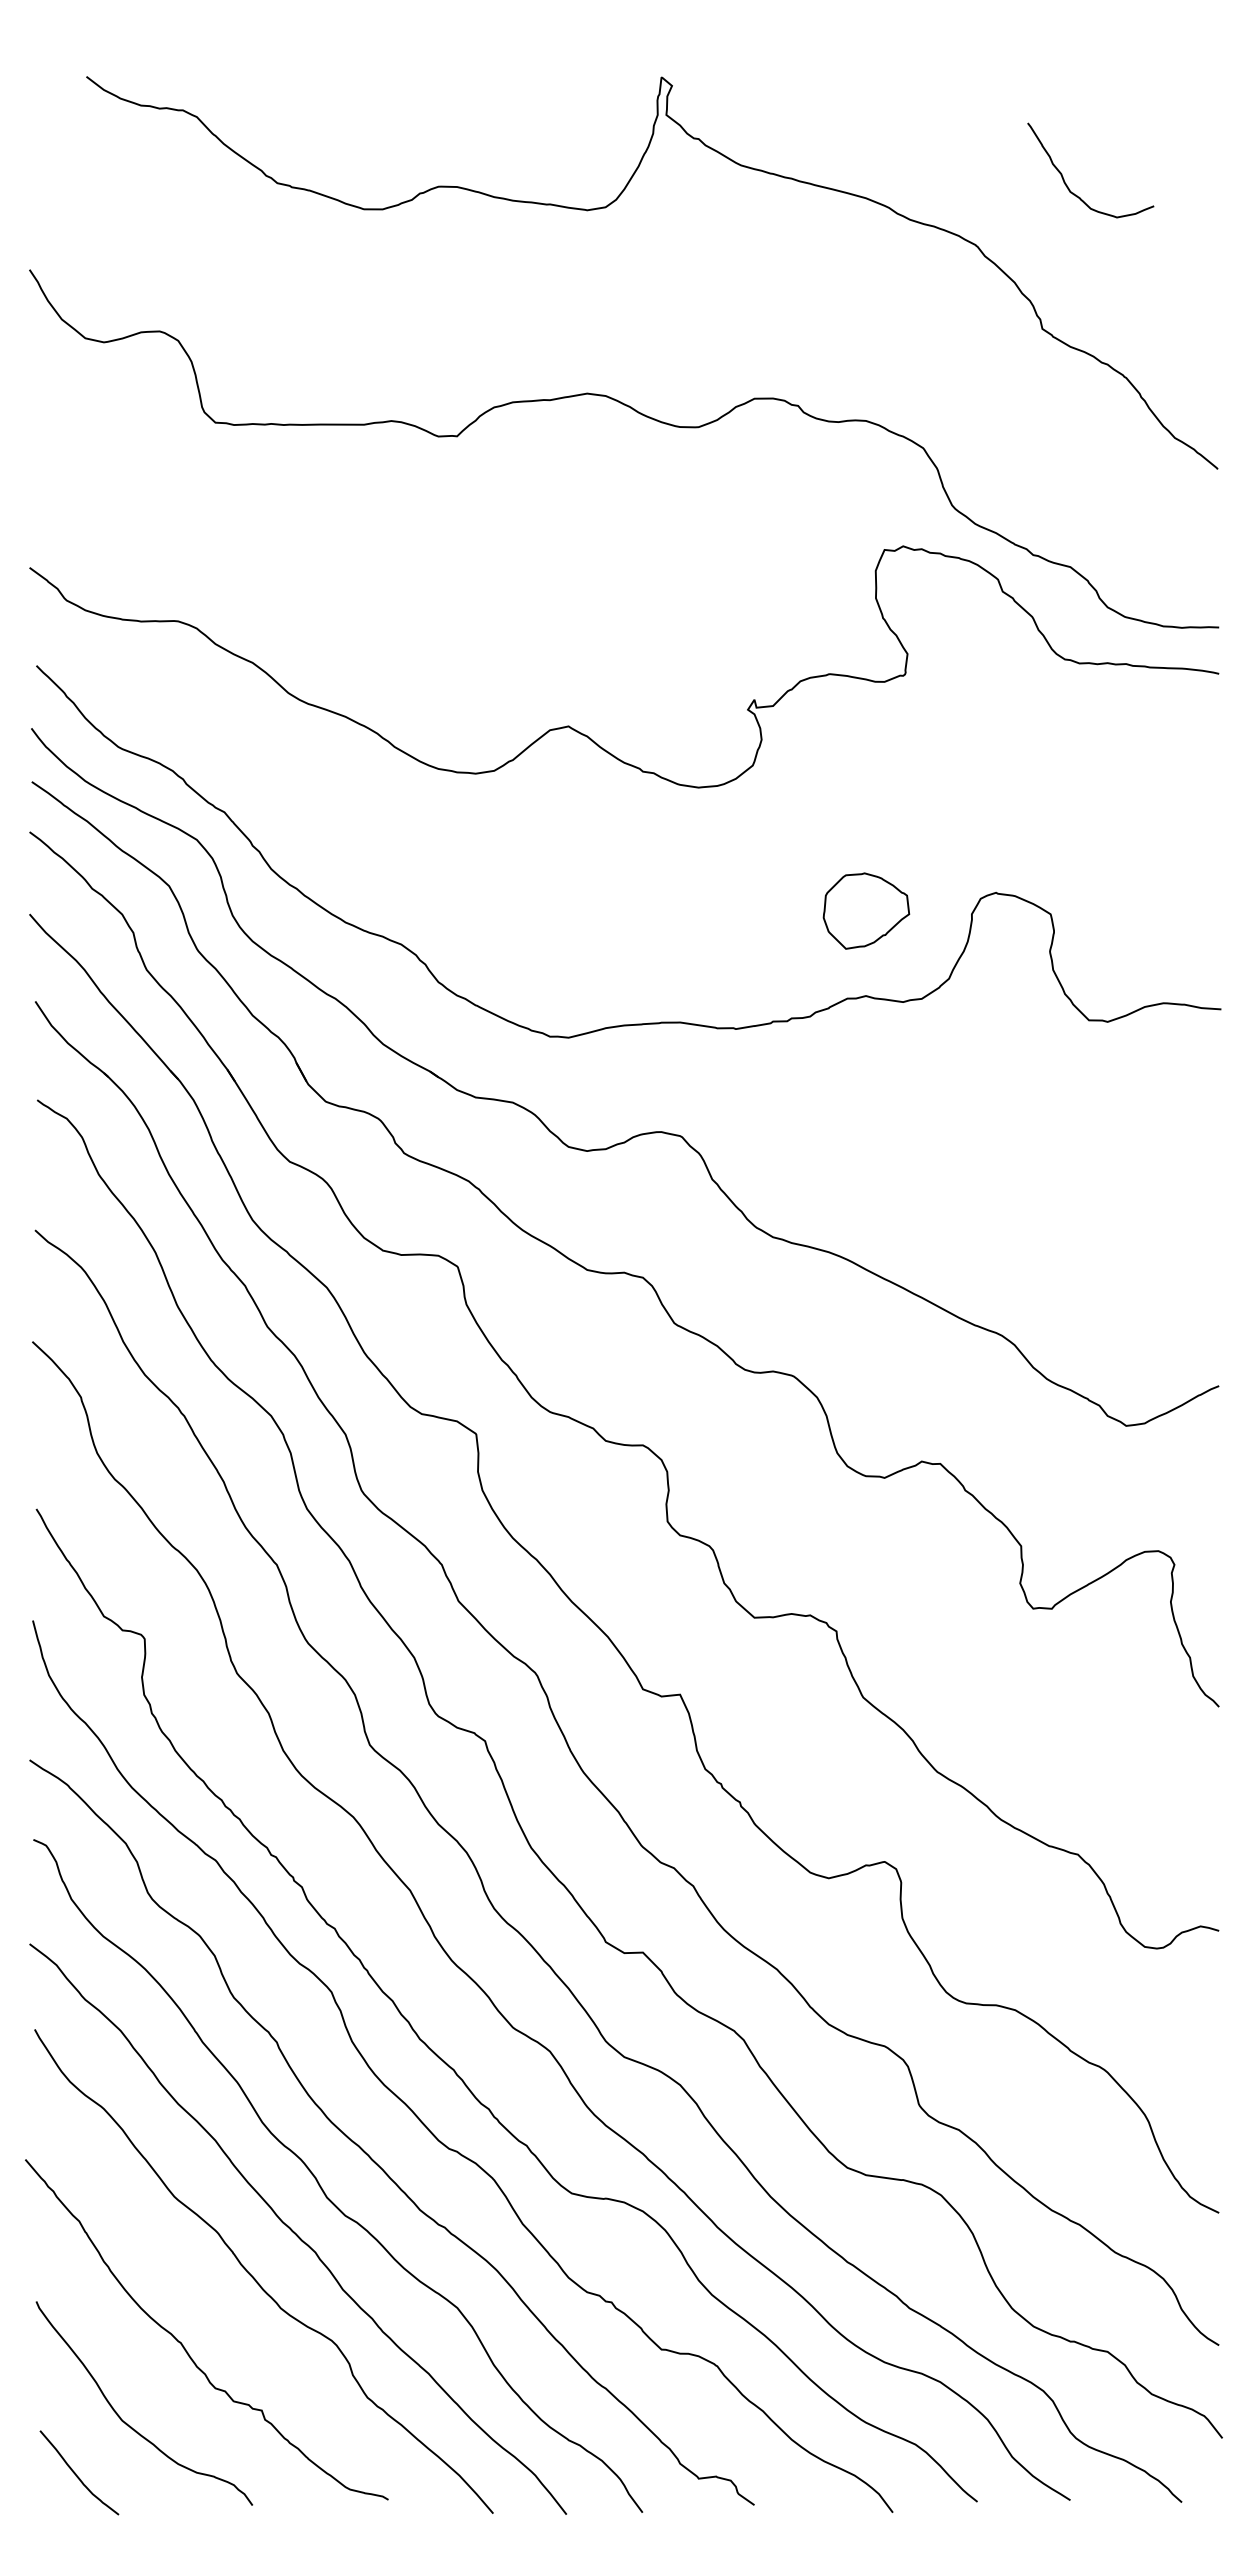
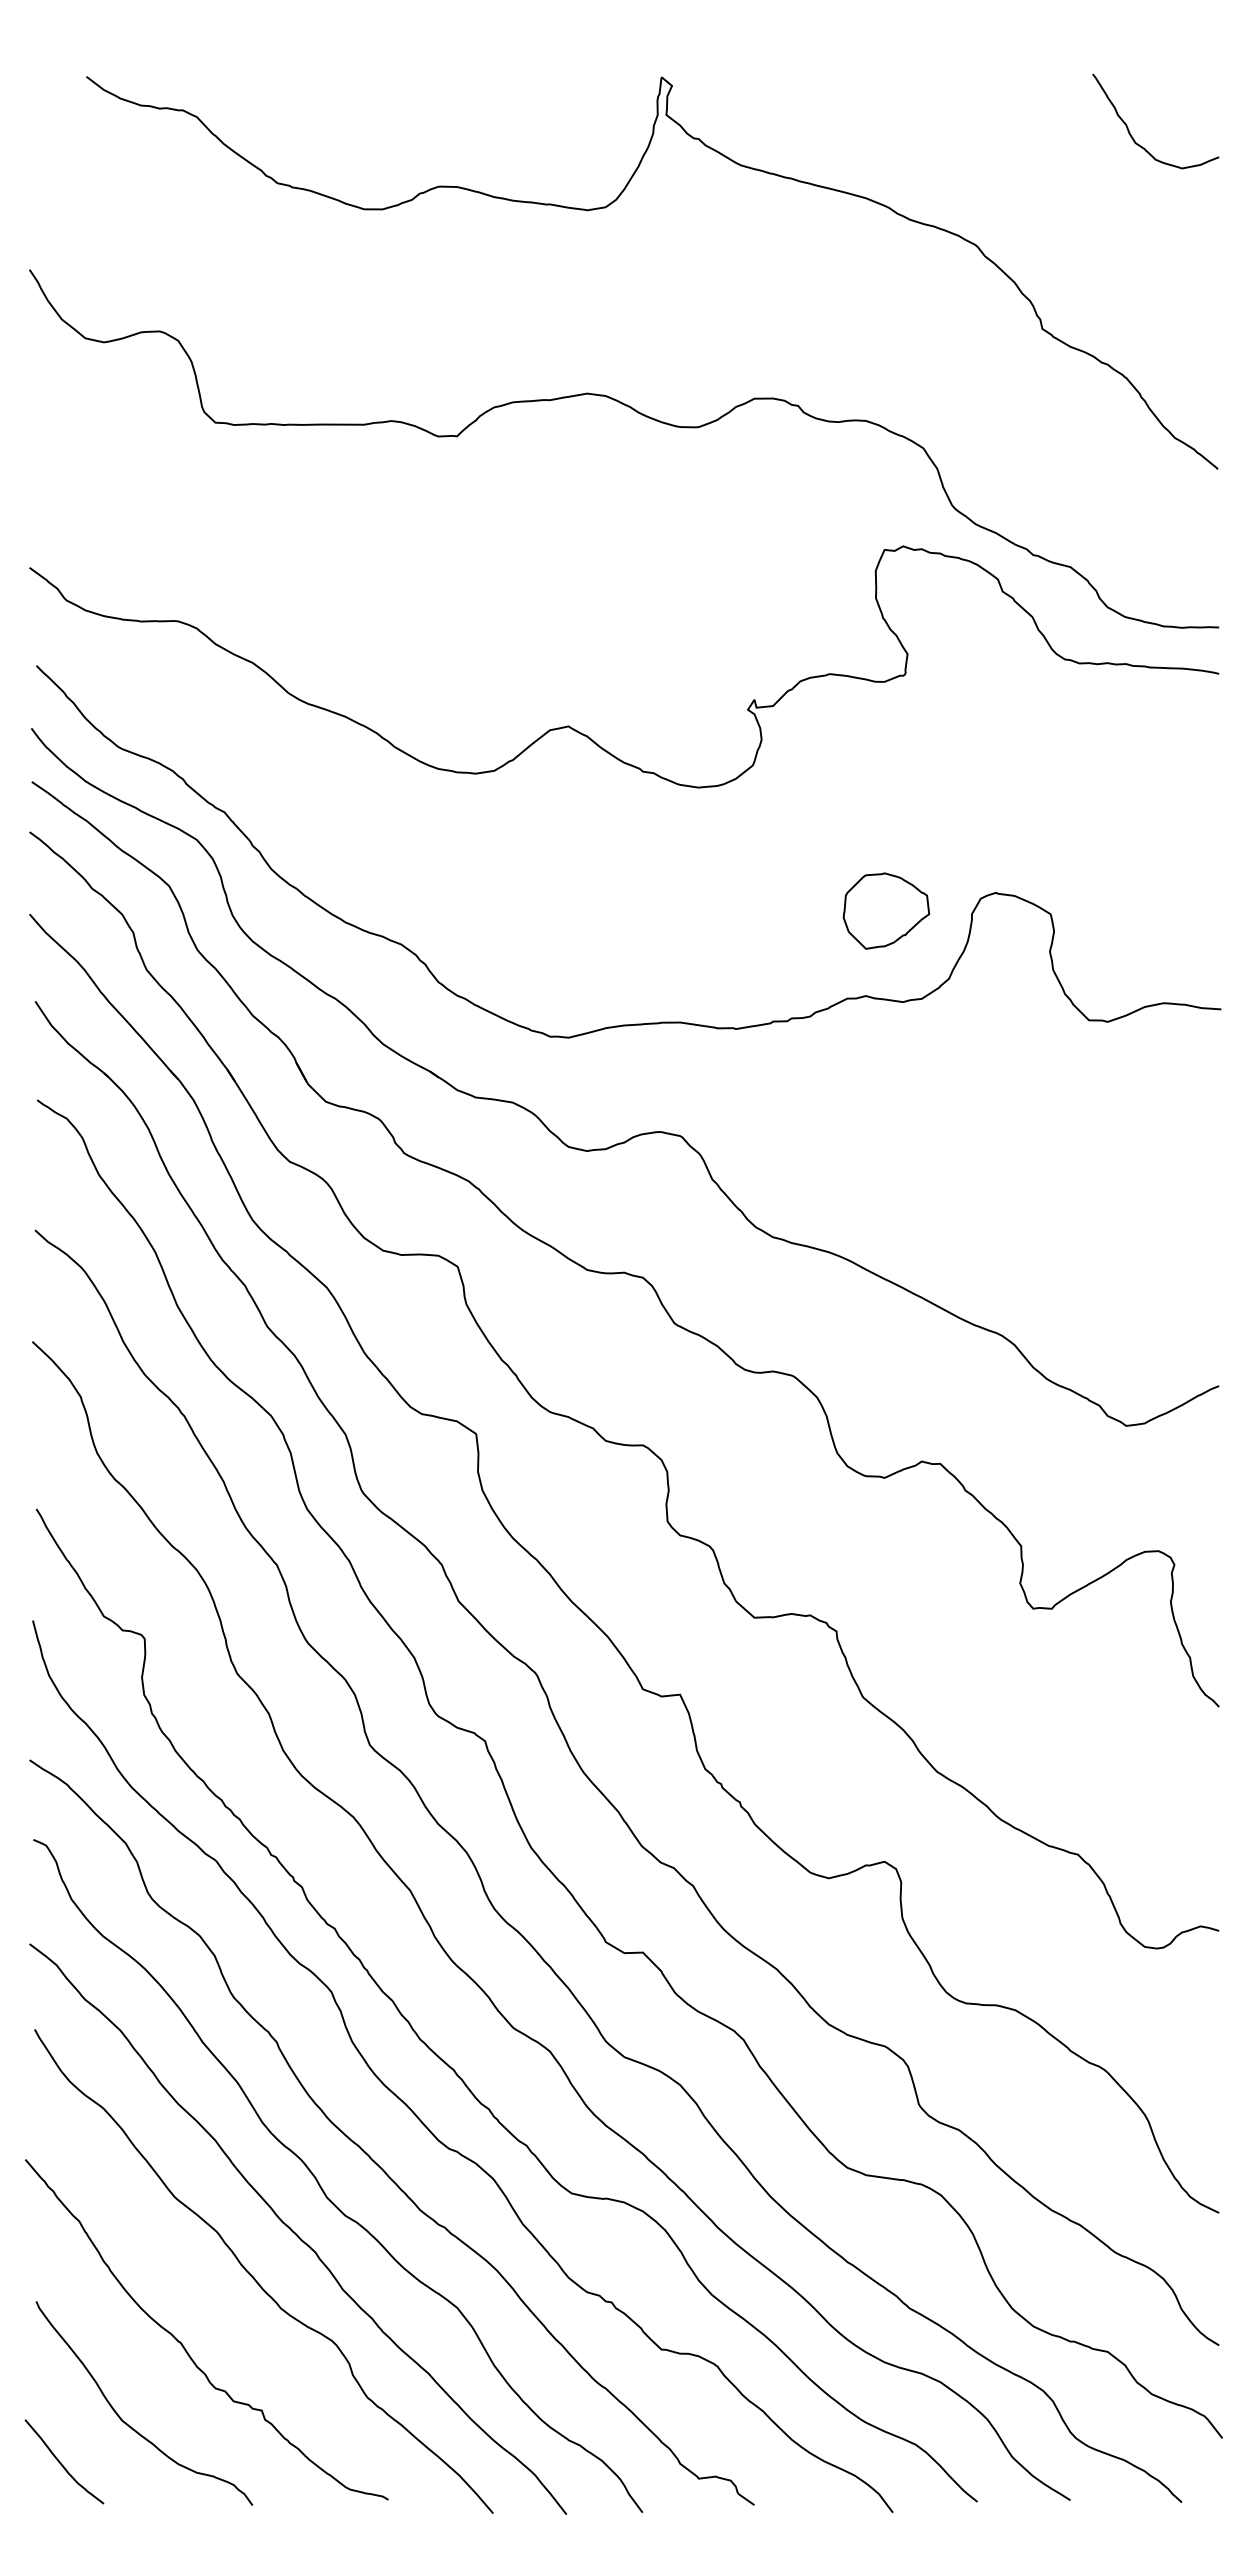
curve position: (1068, 186) -> (1133, 137) (1133, 137)
part position: (866, 910) -> (886, 910) (886, 910)
curve position: (76, 2473) -> (61, 2462) (61, 2462)
